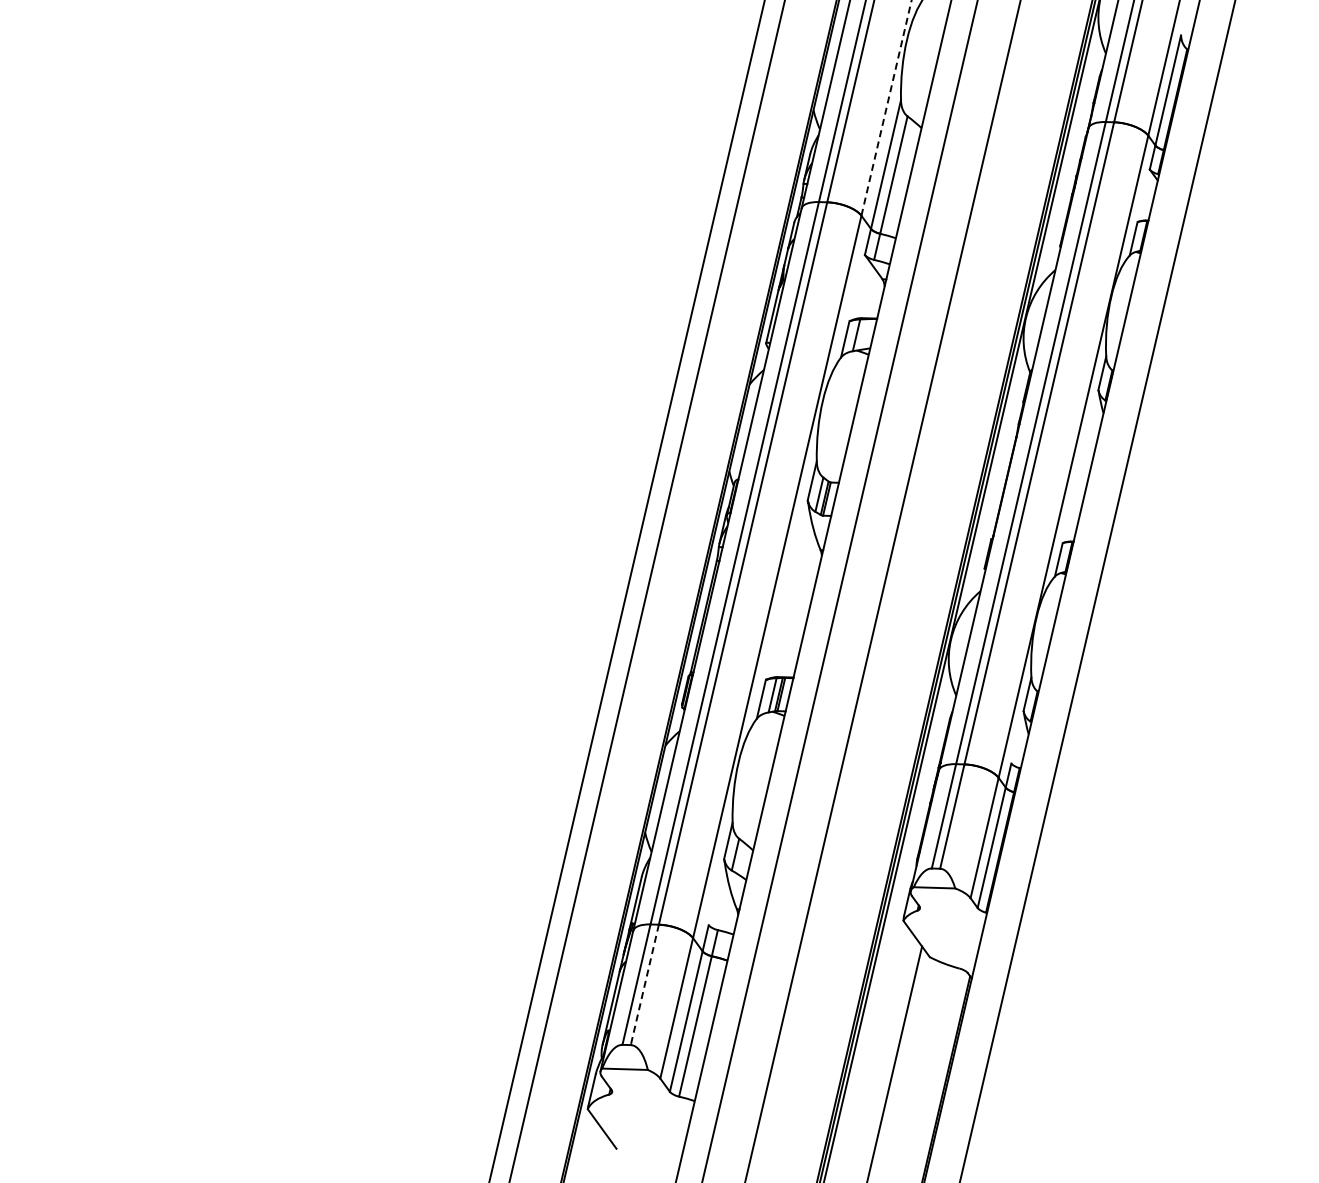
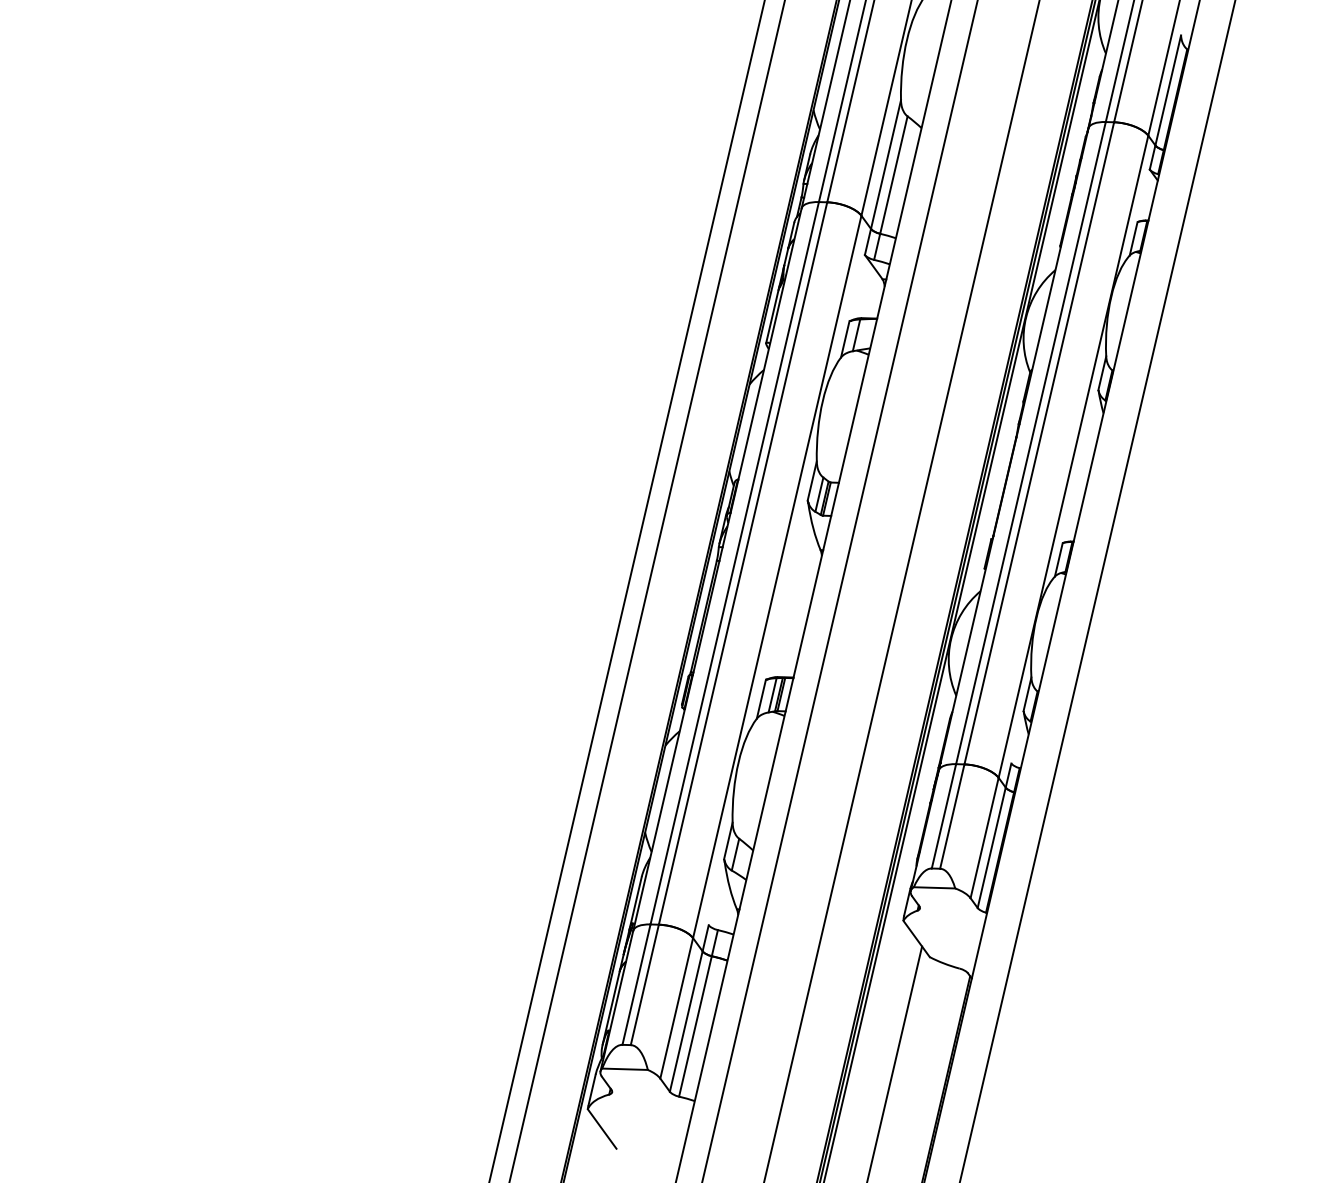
line: dashed -> solid (886, 107)
line position: (882, 590) -> (901, 590) (901, 590)
line: dashed -> solid (644, 984)
